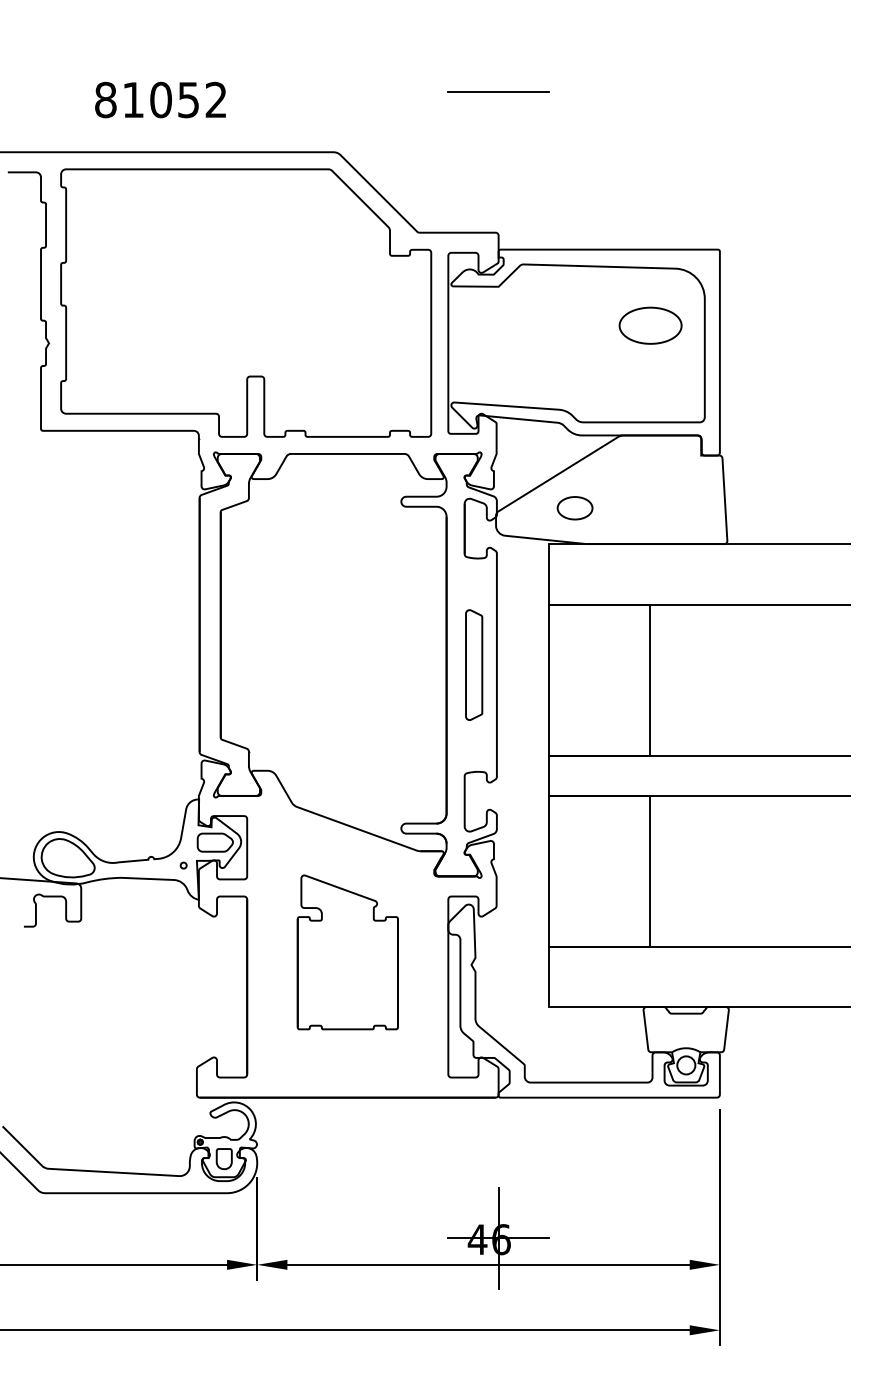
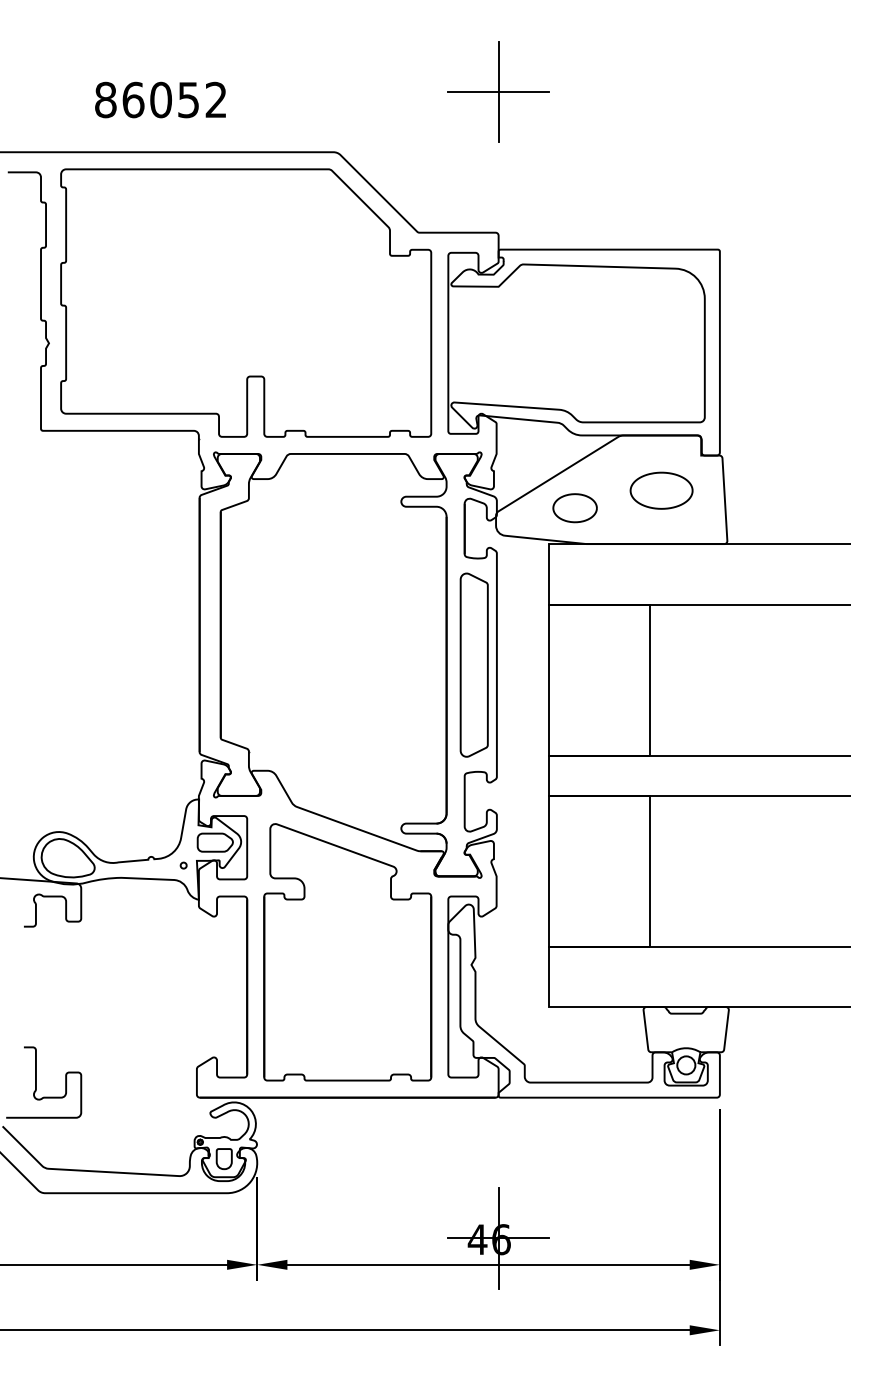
line: none -> present (498, 91)
text: 81052 -> 86052 (133, 99)
part position: (650, 325) -> (661, 490) (661, 490)
part size: 38x25 px -> 46x31 px (574, 508)
part size: 19x112 px -> 30x186 px (473, 664)
part size: 103x157 px -> 170x259 px (347, 952)
curve: none -> present (36, 1082)
